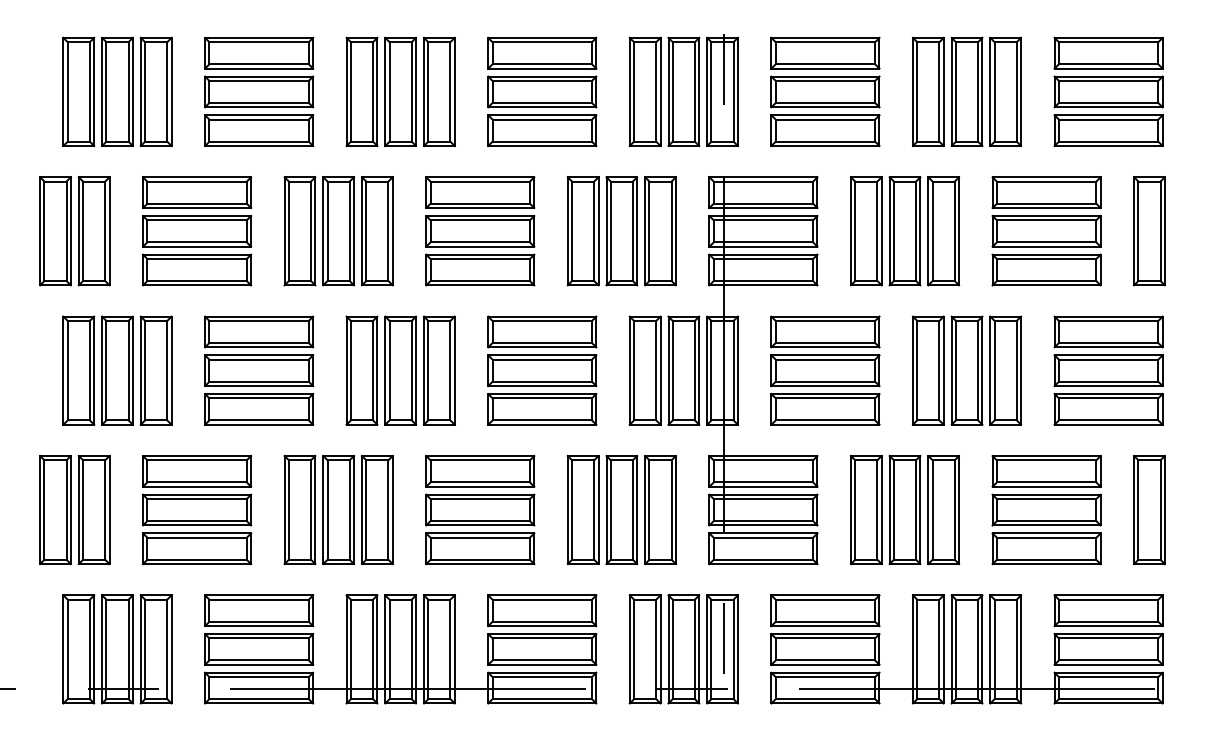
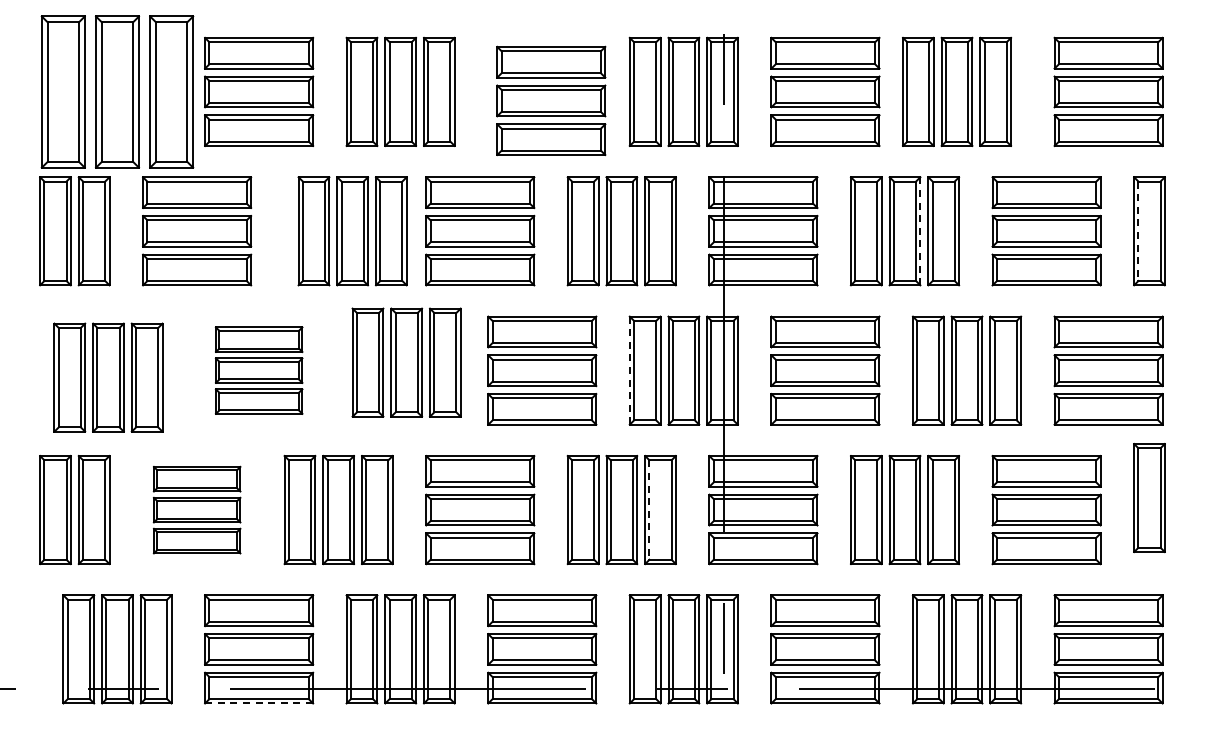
part size: 111x111 px -> 155x154 px (117, 91)
part position: (542, 91) -> (551, 100) (551, 100)
part position: (967, 91) -> (957, 91) (957, 91)
line: solid -> dashed (920, 230)
part position: (338, 231) -> (352, 231) (352, 231)
line: solid -> dashed (1138, 231)
part position: (117, 370) -> (108, 377) (108, 377)
part size: 111x111 px -> 90x89 px (258, 370)
part position: (400, 370) -> (406, 362) (406, 362)
line: solid -> dashed (629, 371)
part size: 111x111 px -> 90x90 px (196, 509)
line: solid -> dashed (649, 510)
part position: (1149, 510) -> (1149, 498) (1149, 498)
line: solid -> dashed (259, 703)
